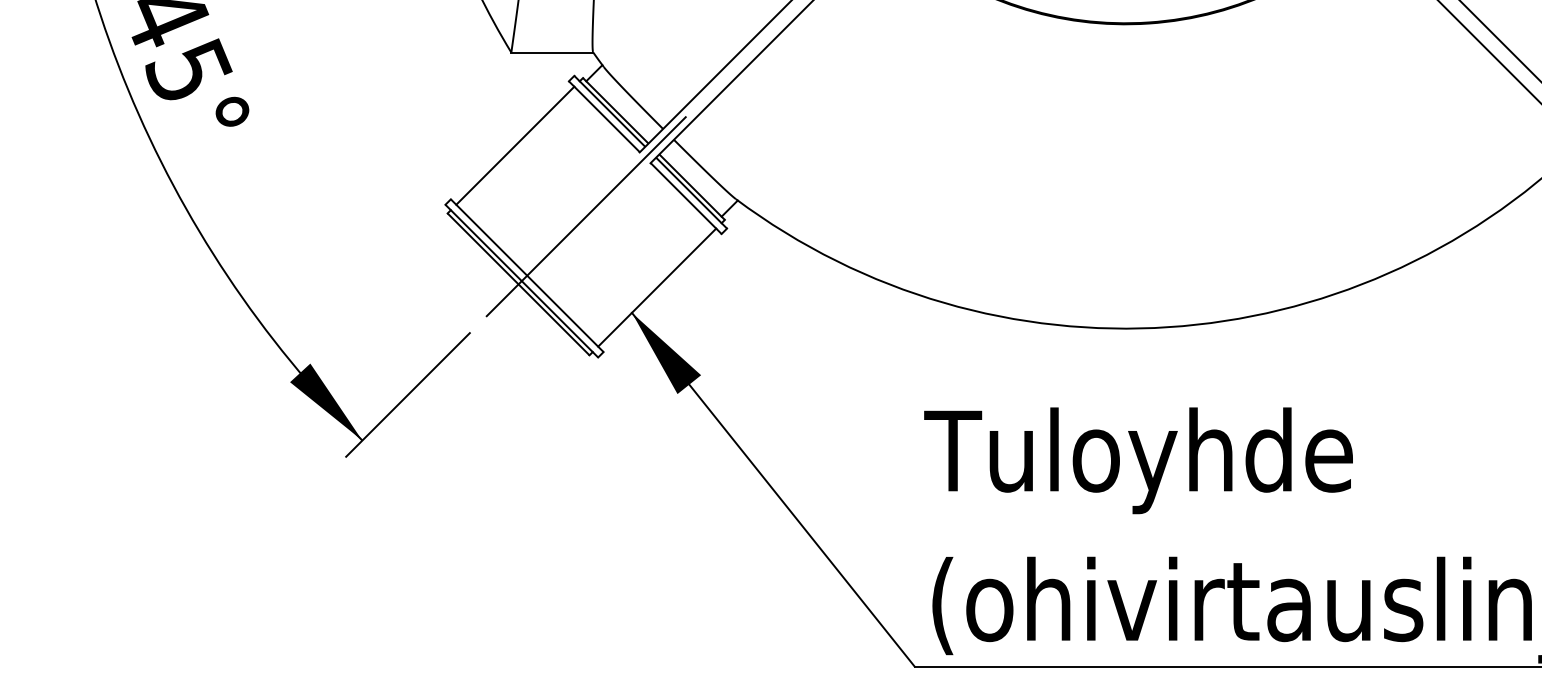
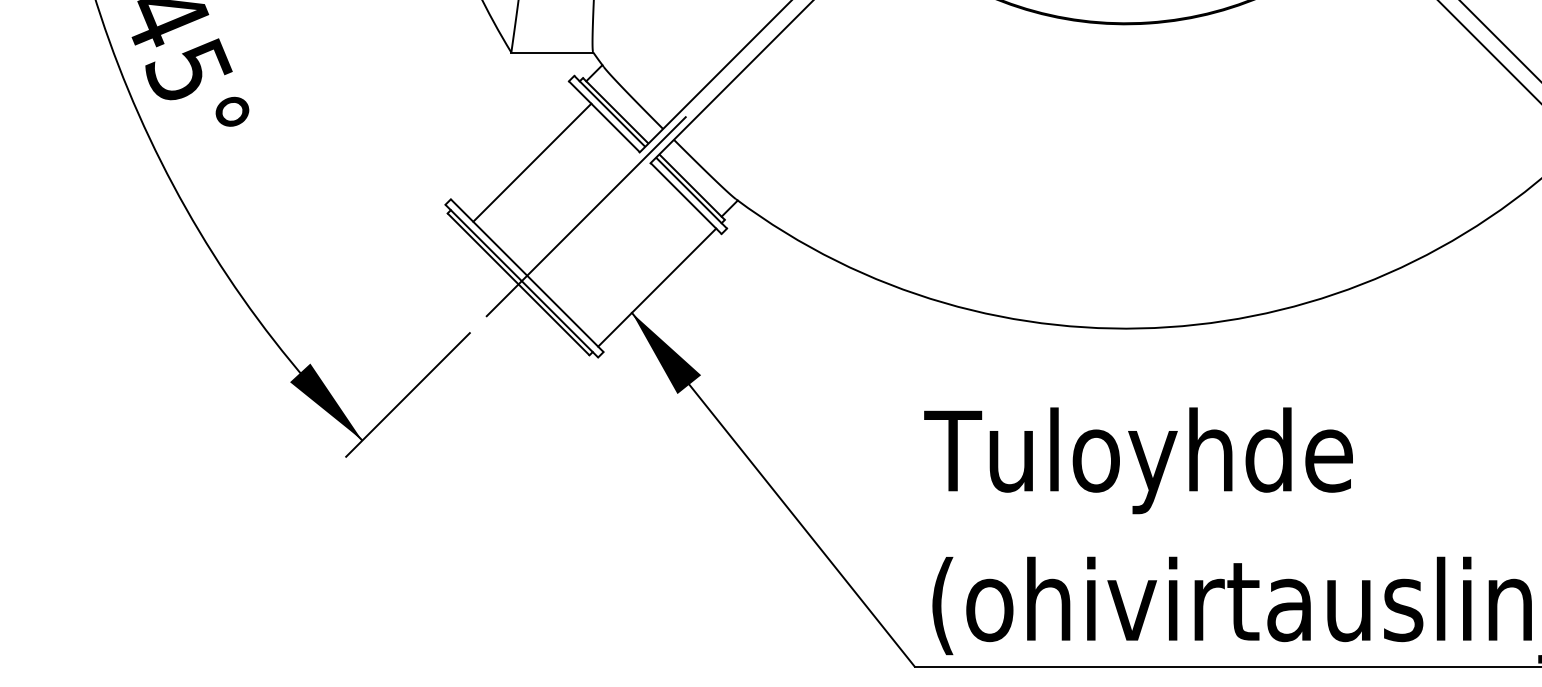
line position: (515, 145) -> (532, 162) (532, 162)
